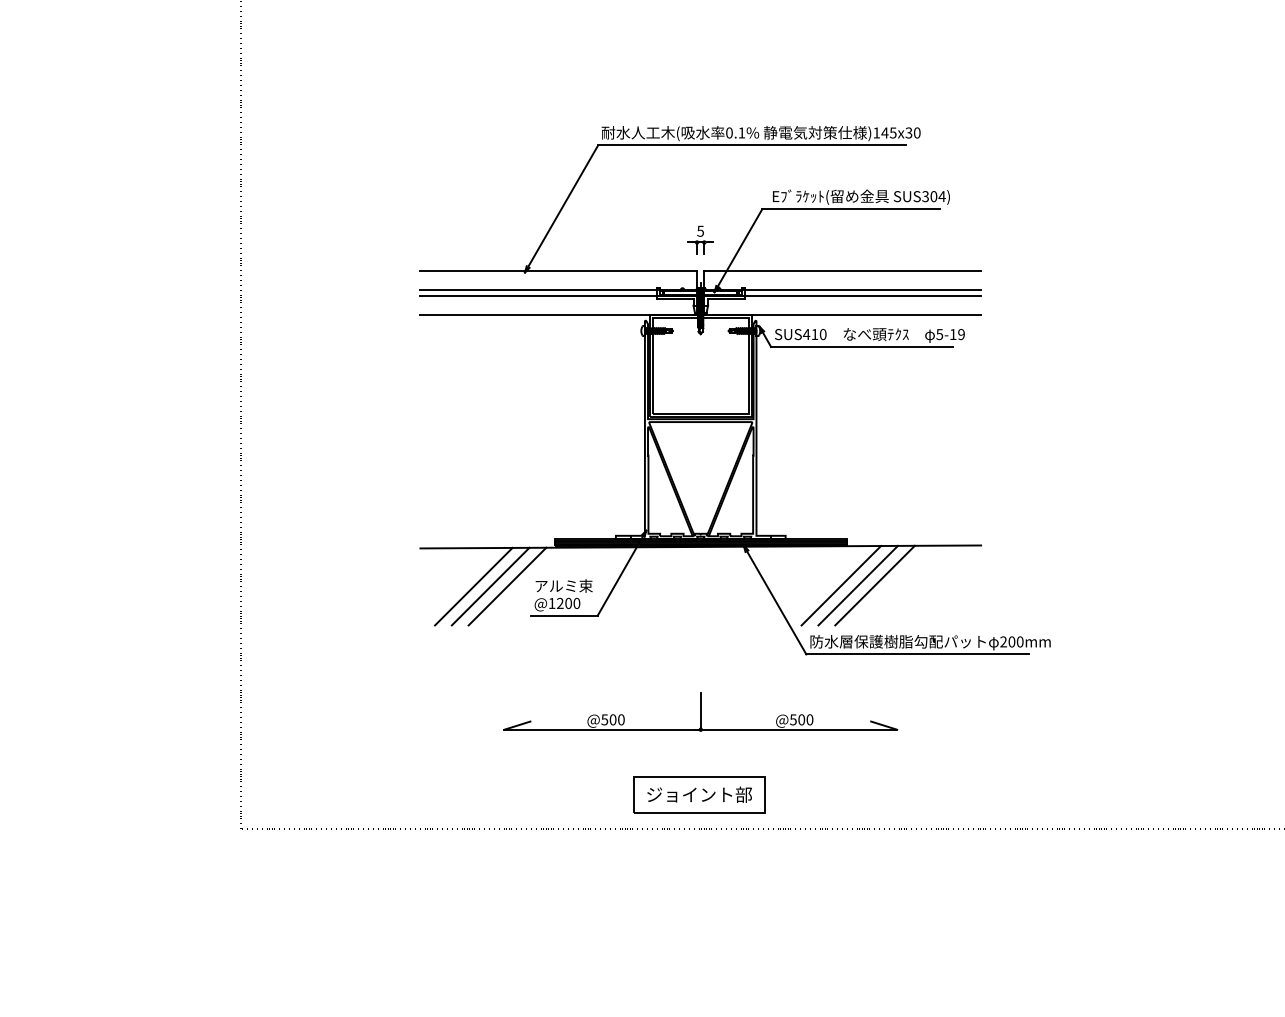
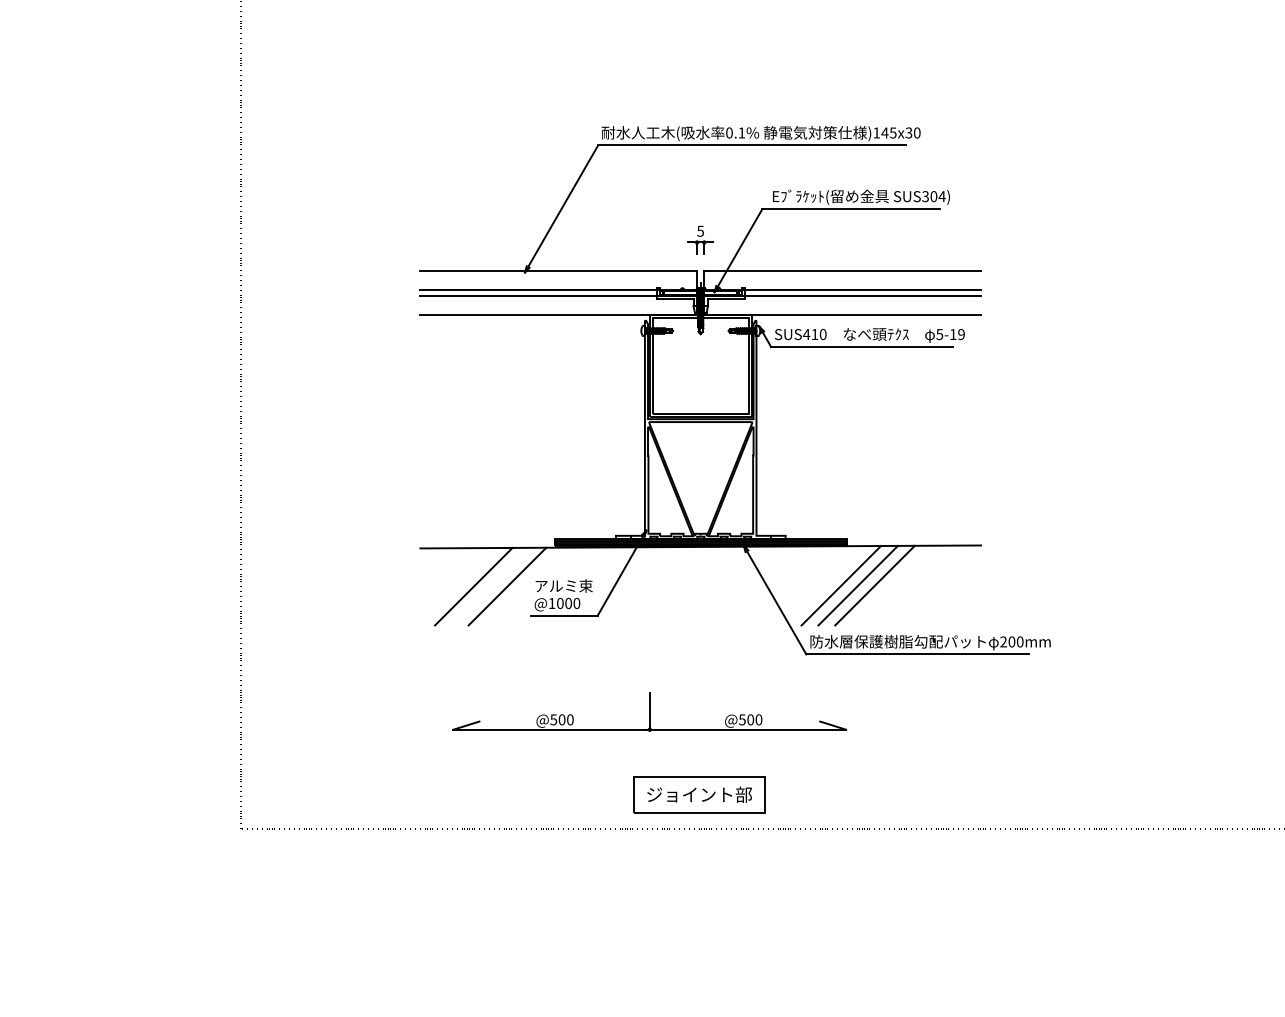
line: present -> none (490, 586)
text: @1200 -> @1000 (560, 603)
part position: (700, 711) -> (649, 711) (649, 711)
